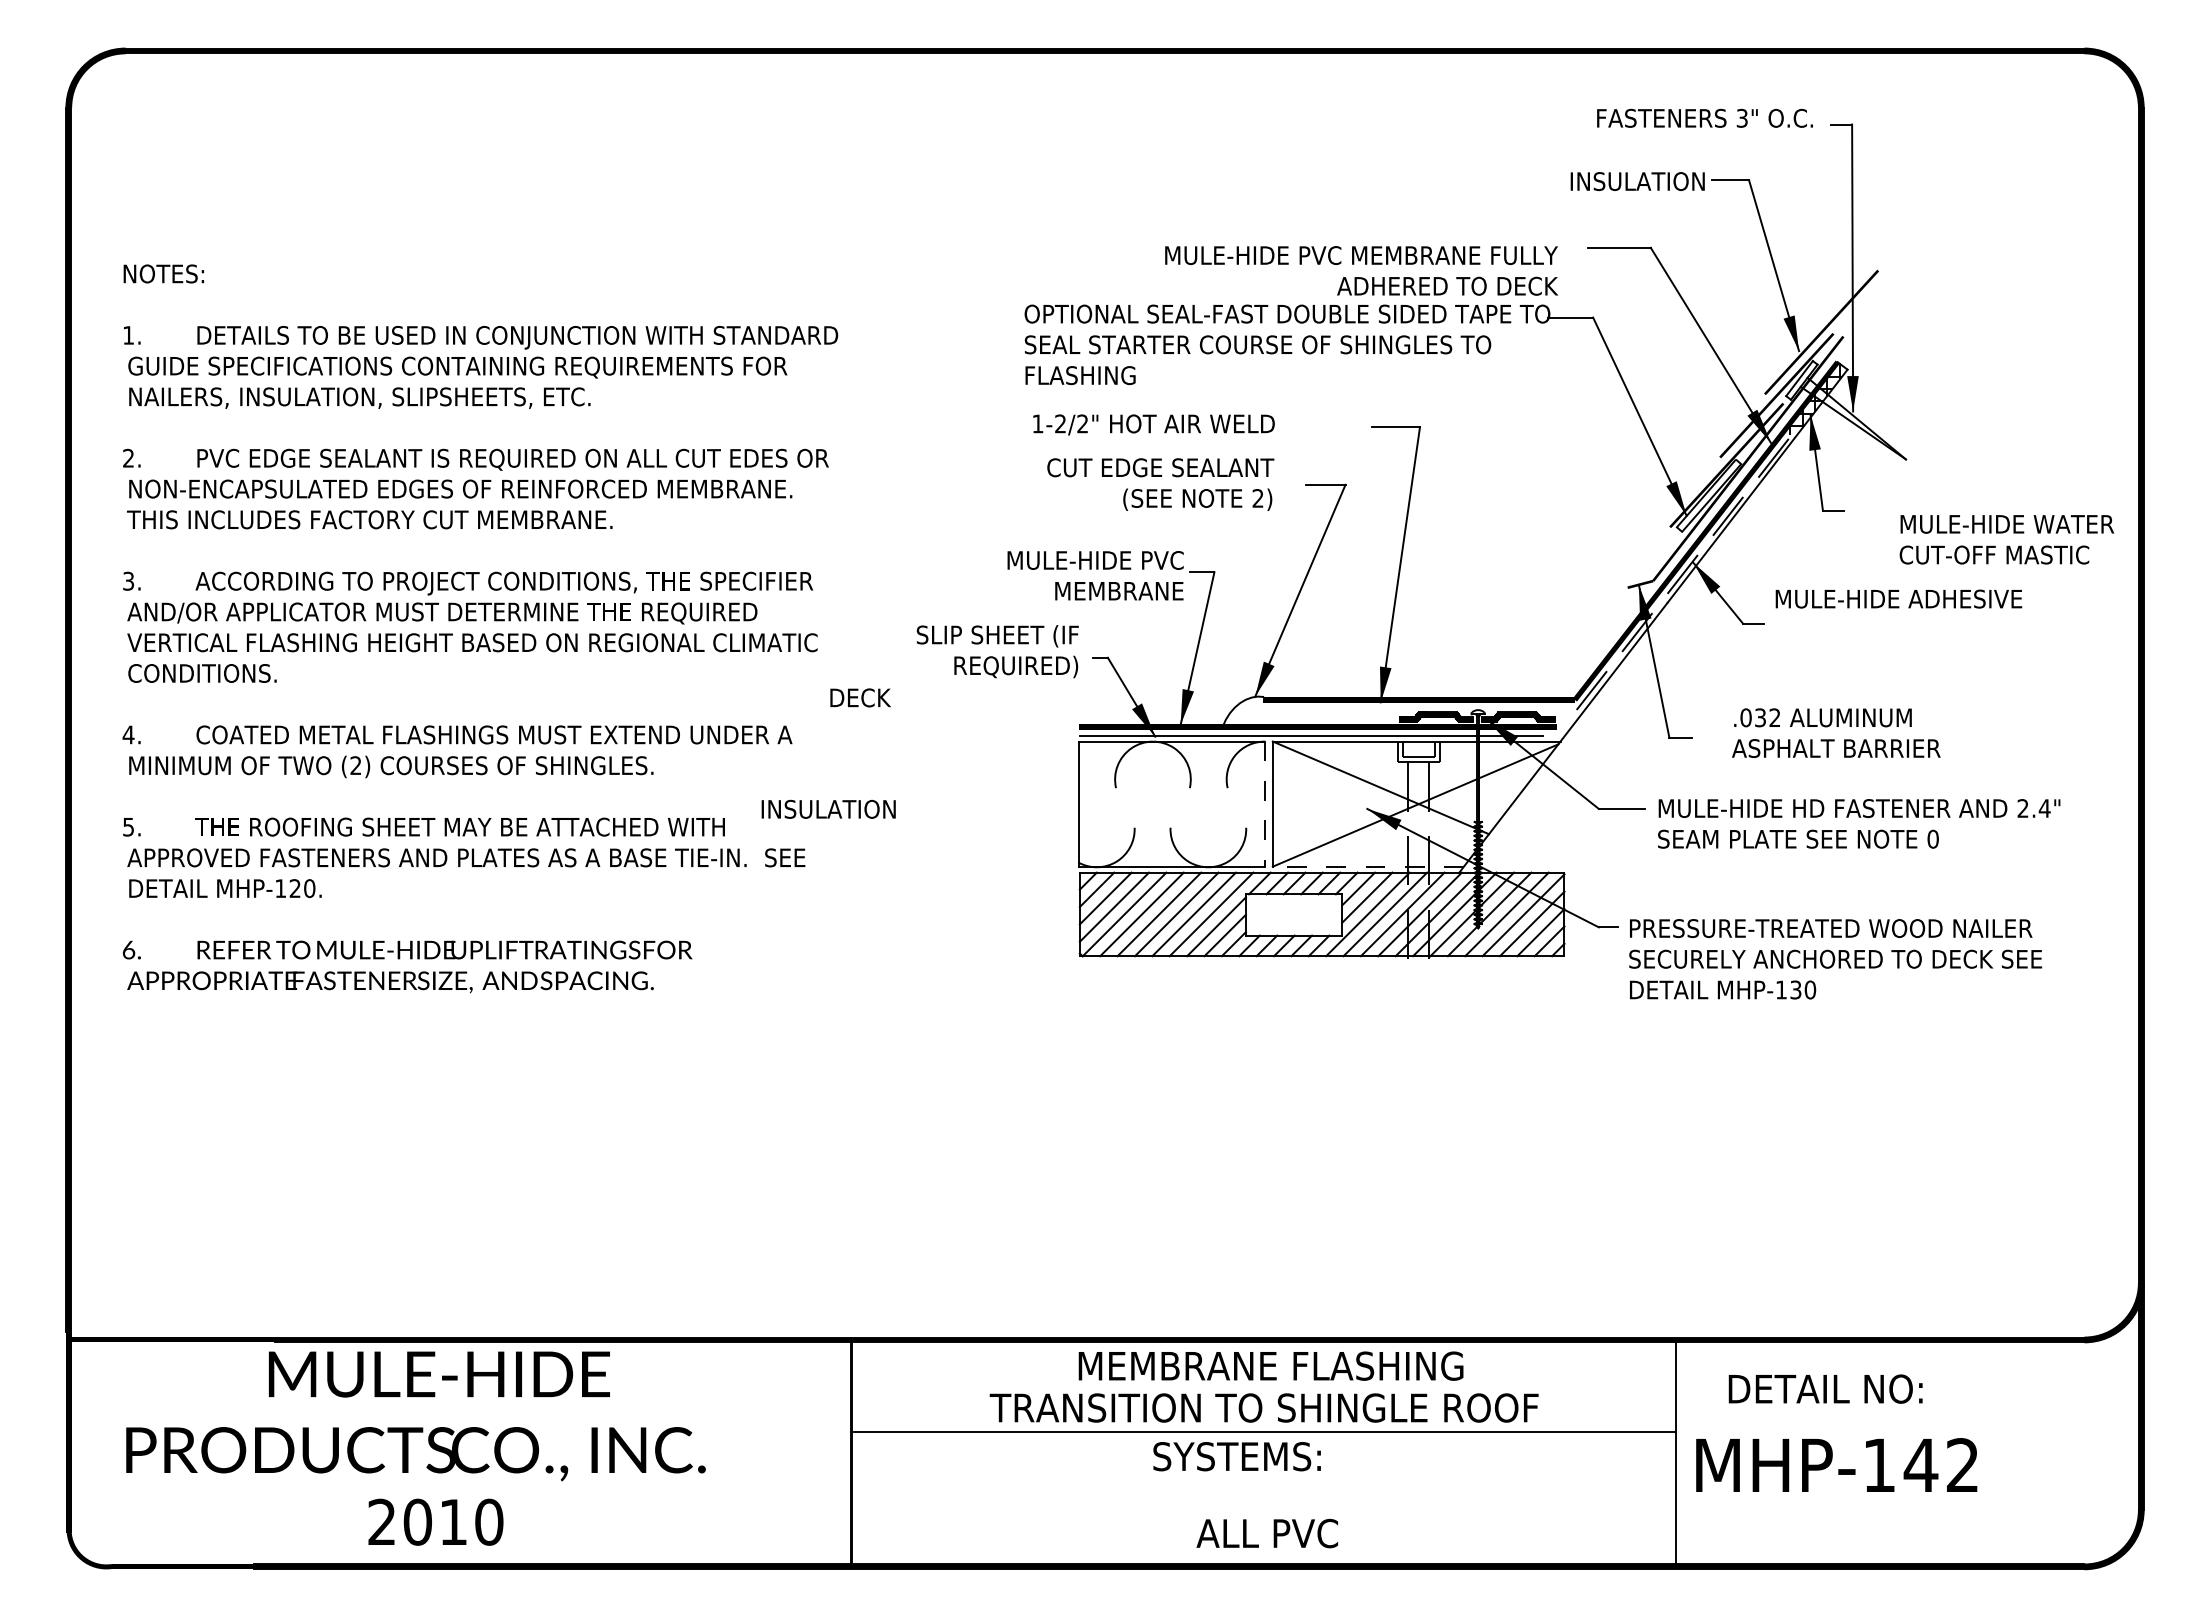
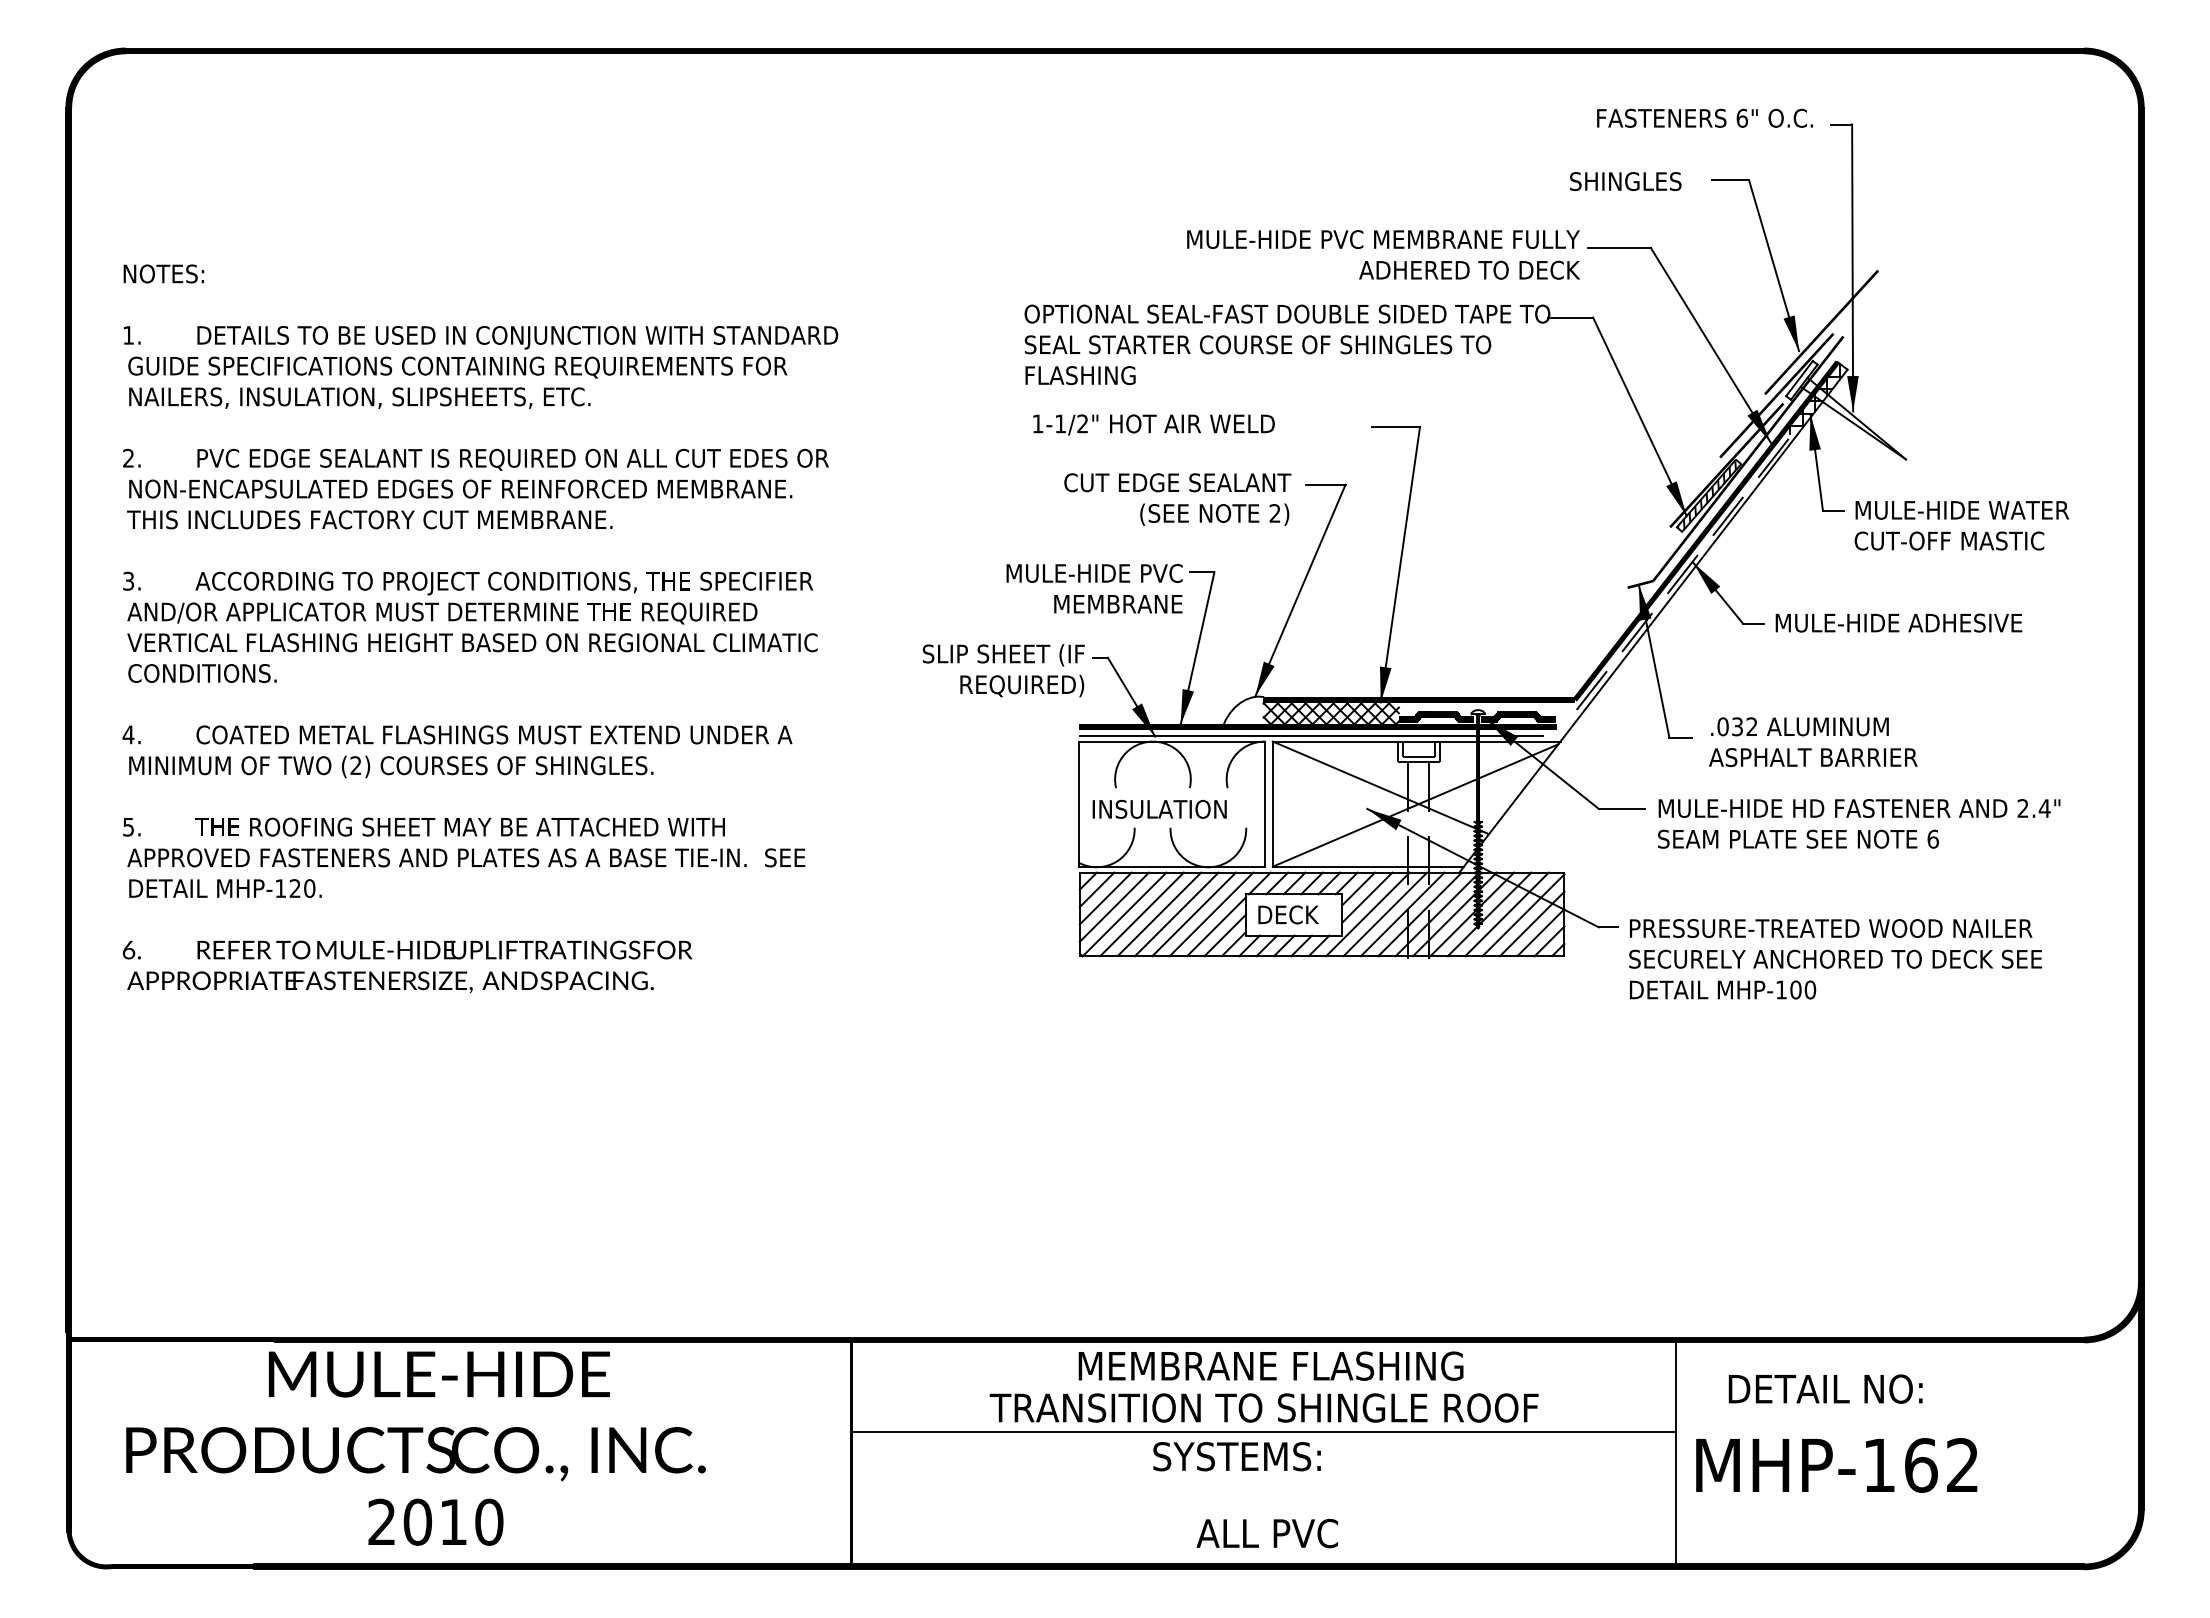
text: 3" -> 6" (1742, 117)
text: INSULATION -> SHINGLES (1637, 181)
text position: (1361, 270) -> (1383, 254) (1383, 254)
text: 1-2/2" -> 1-1/2" (1060, 423)
text position: (1160, 484) -> (1177, 499) (1177, 499)
hatch: none -> present (1706, 494)
text position: (2006, 539) -> (1961, 525) (1961, 525)
text position: (1095, 575) -> (1094, 588) (1094, 588)
text position: (1898, 598) -> (1898, 622) (1898, 622)
text position: (997, 651) -> (1003, 670) (1003, 670)
text position: (860, 697) -> (1288, 914) (1288, 914)
hatch: none -> present (1331, 713)
text position: (1836, 732) -> (1813, 741) (1813, 741)
line: dashed -> solid (1265, 804)
text position: (828, 808) -> (1159, 808) (1159, 808)
text: 0 -> 6 (1932, 838)
line: dashed -> solid (1368, 866)
text: MHP-130 -> MHP-100 (1795, 989)
text: MHP-142 -> MHP-162 (1920, 1465)
